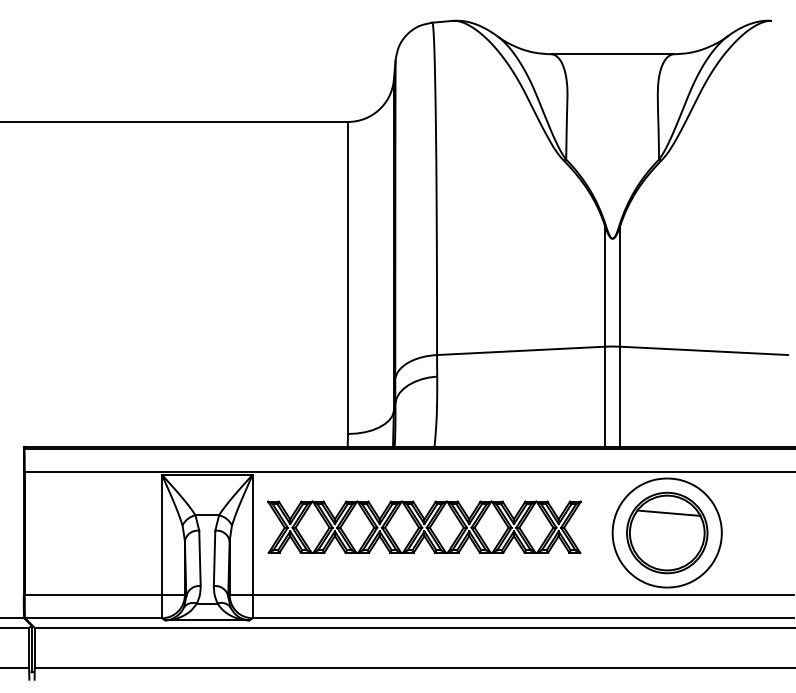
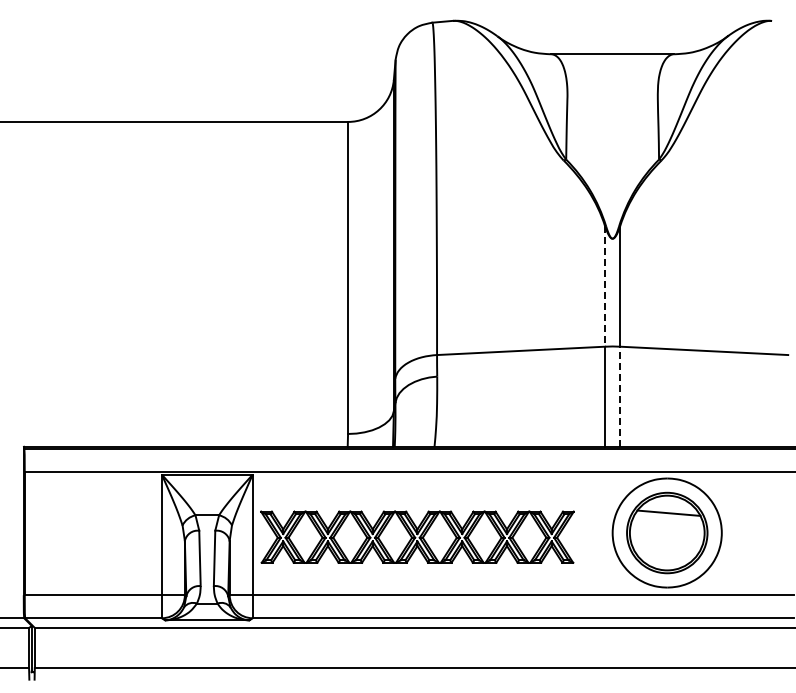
line: solid -> dashed (605, 287)
line: solid -> dashed (620, 396)
part position: (424, 526) -> (417, 536) (417, 536)
